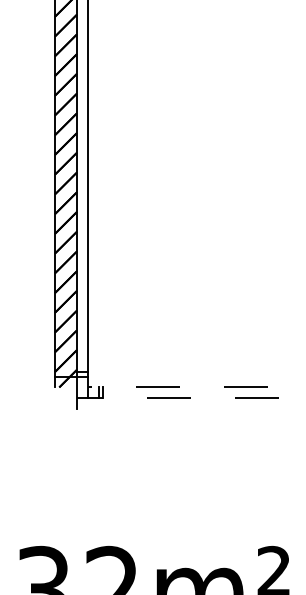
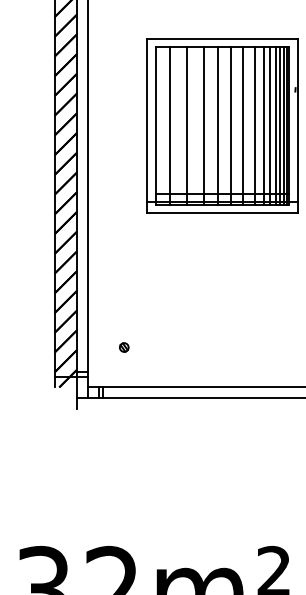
part: none -> present (222, 125)
part: none -> present (124, 347)
line: dashed -> solid (196, 387)
line: dashed -> solid (190, 398)
